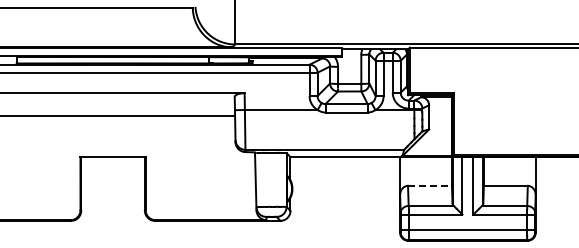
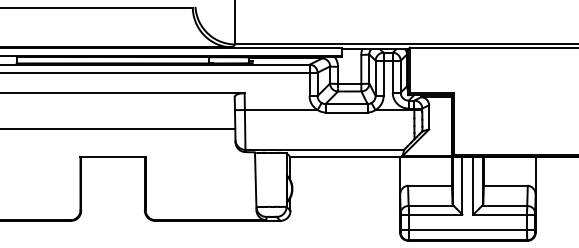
line position: (118, 116) -> (118, 129) (118, 129)
line: dashed -> solid (430, 185)
